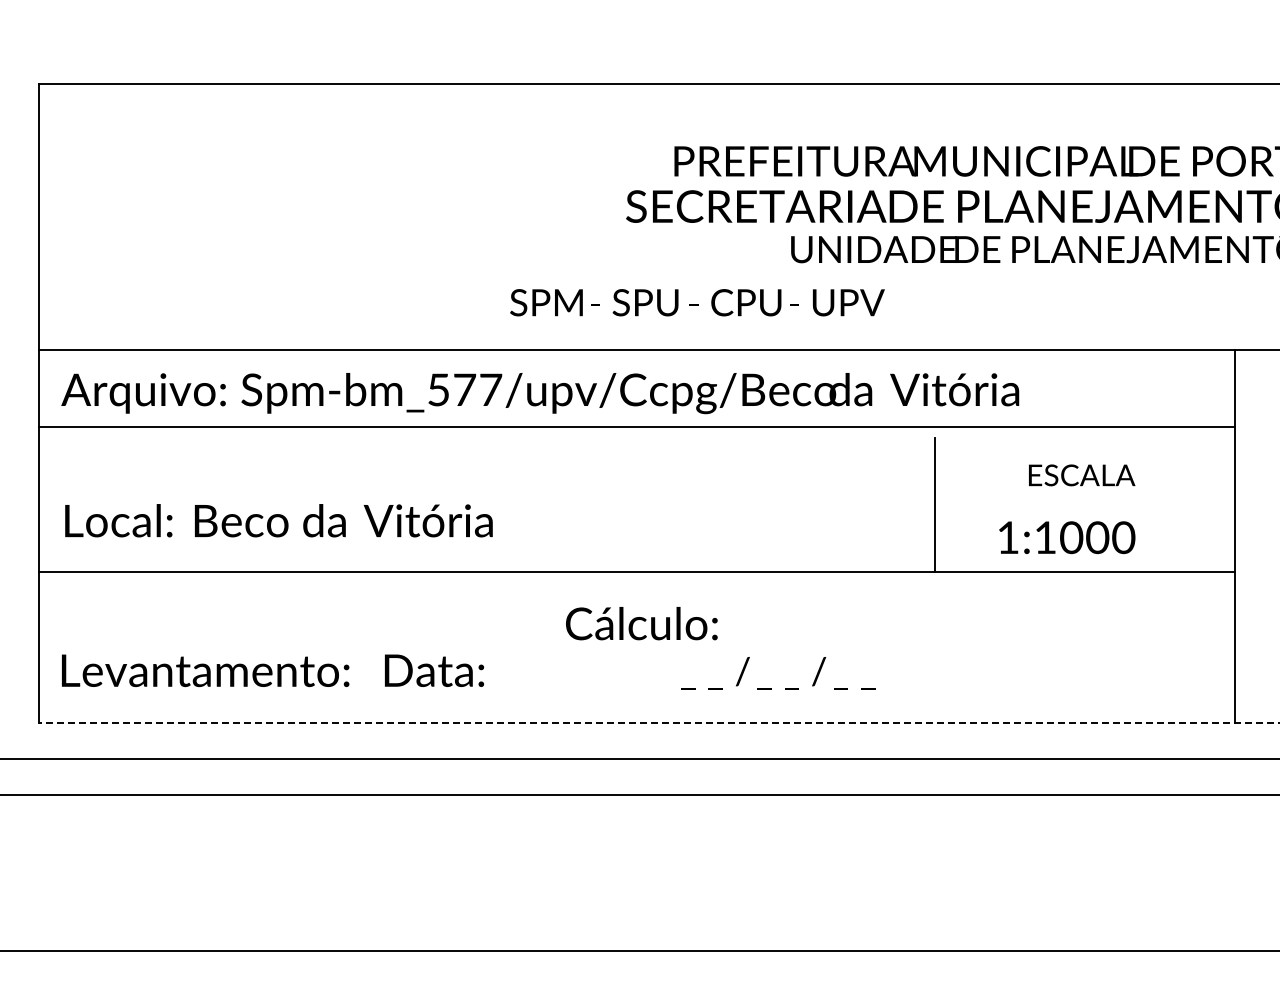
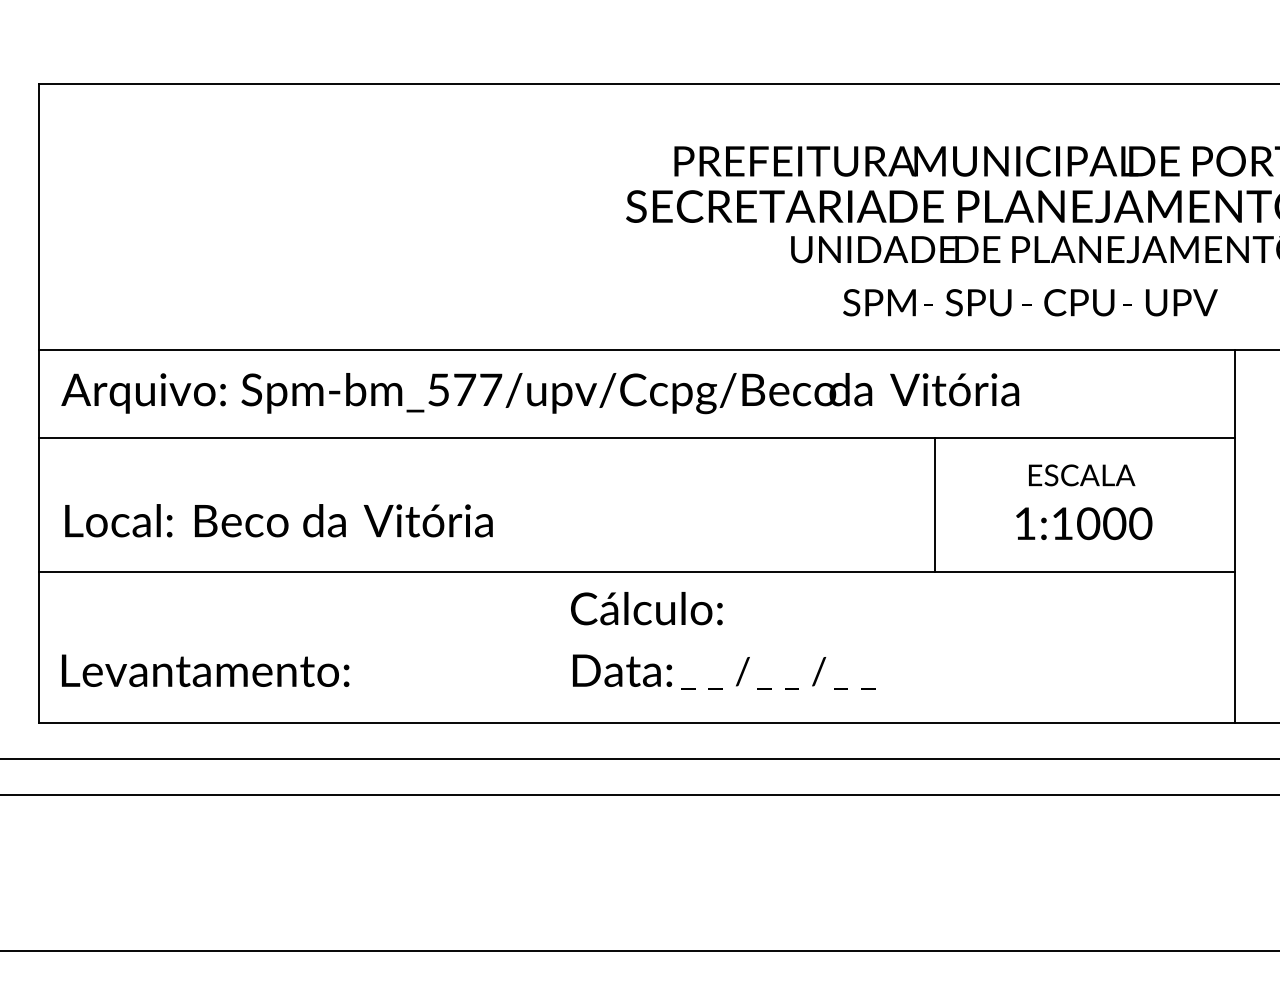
text position: (697, 302) -> (1030, 302) (1030, 302)
line position: (636, 426) -> (636, 437) (636, 437)
text position: (1067, 537) -> (1084, 523) (1084, 523)
text position: (641, 623) -> (646, 608) (646, 608)
text position: (434, 670) -> (622, 670) (622, 670)
line: dashed -> solid (658, 723)
